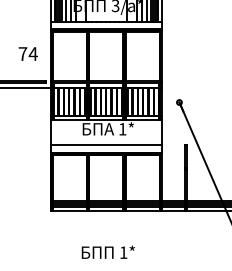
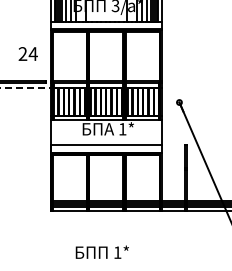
text: 74 -> 24 (22, 53)
line: solid -> dashed (25, 87)
text position: (107, 251) -> (101, 251) (101, 251)
